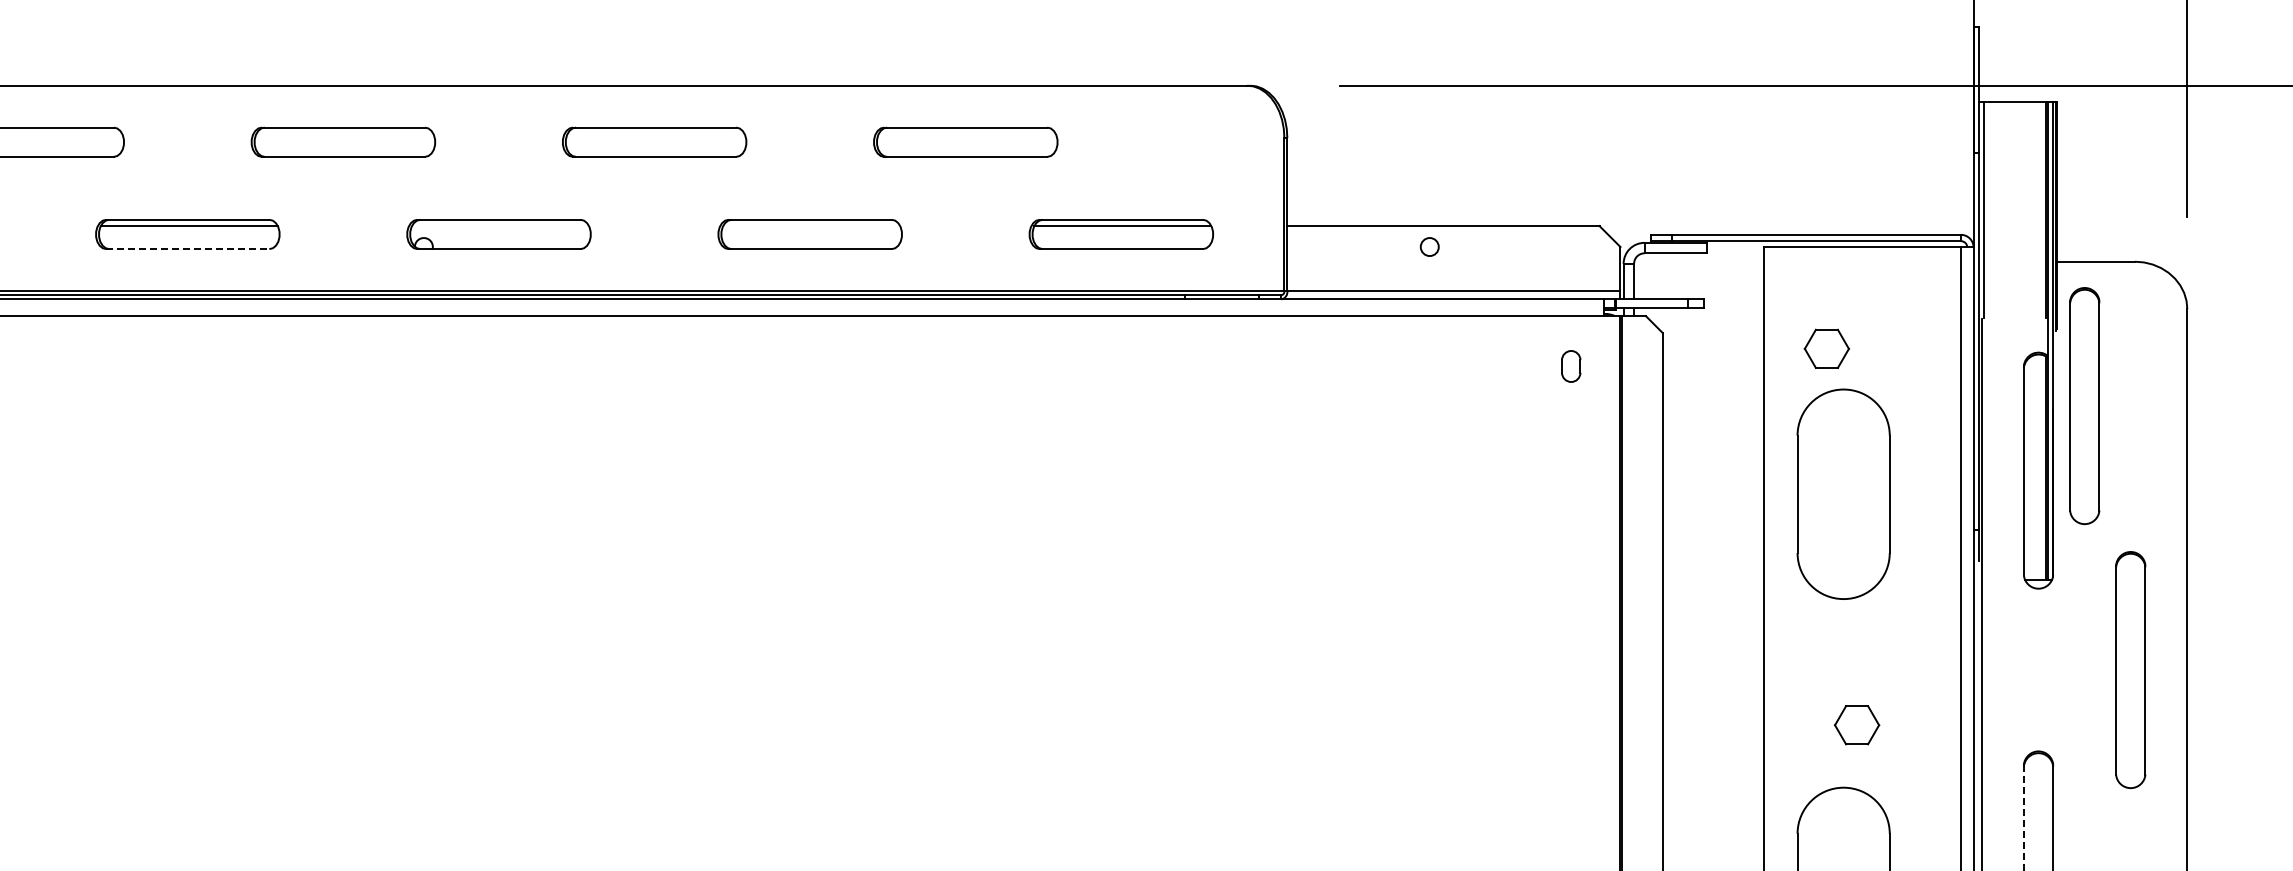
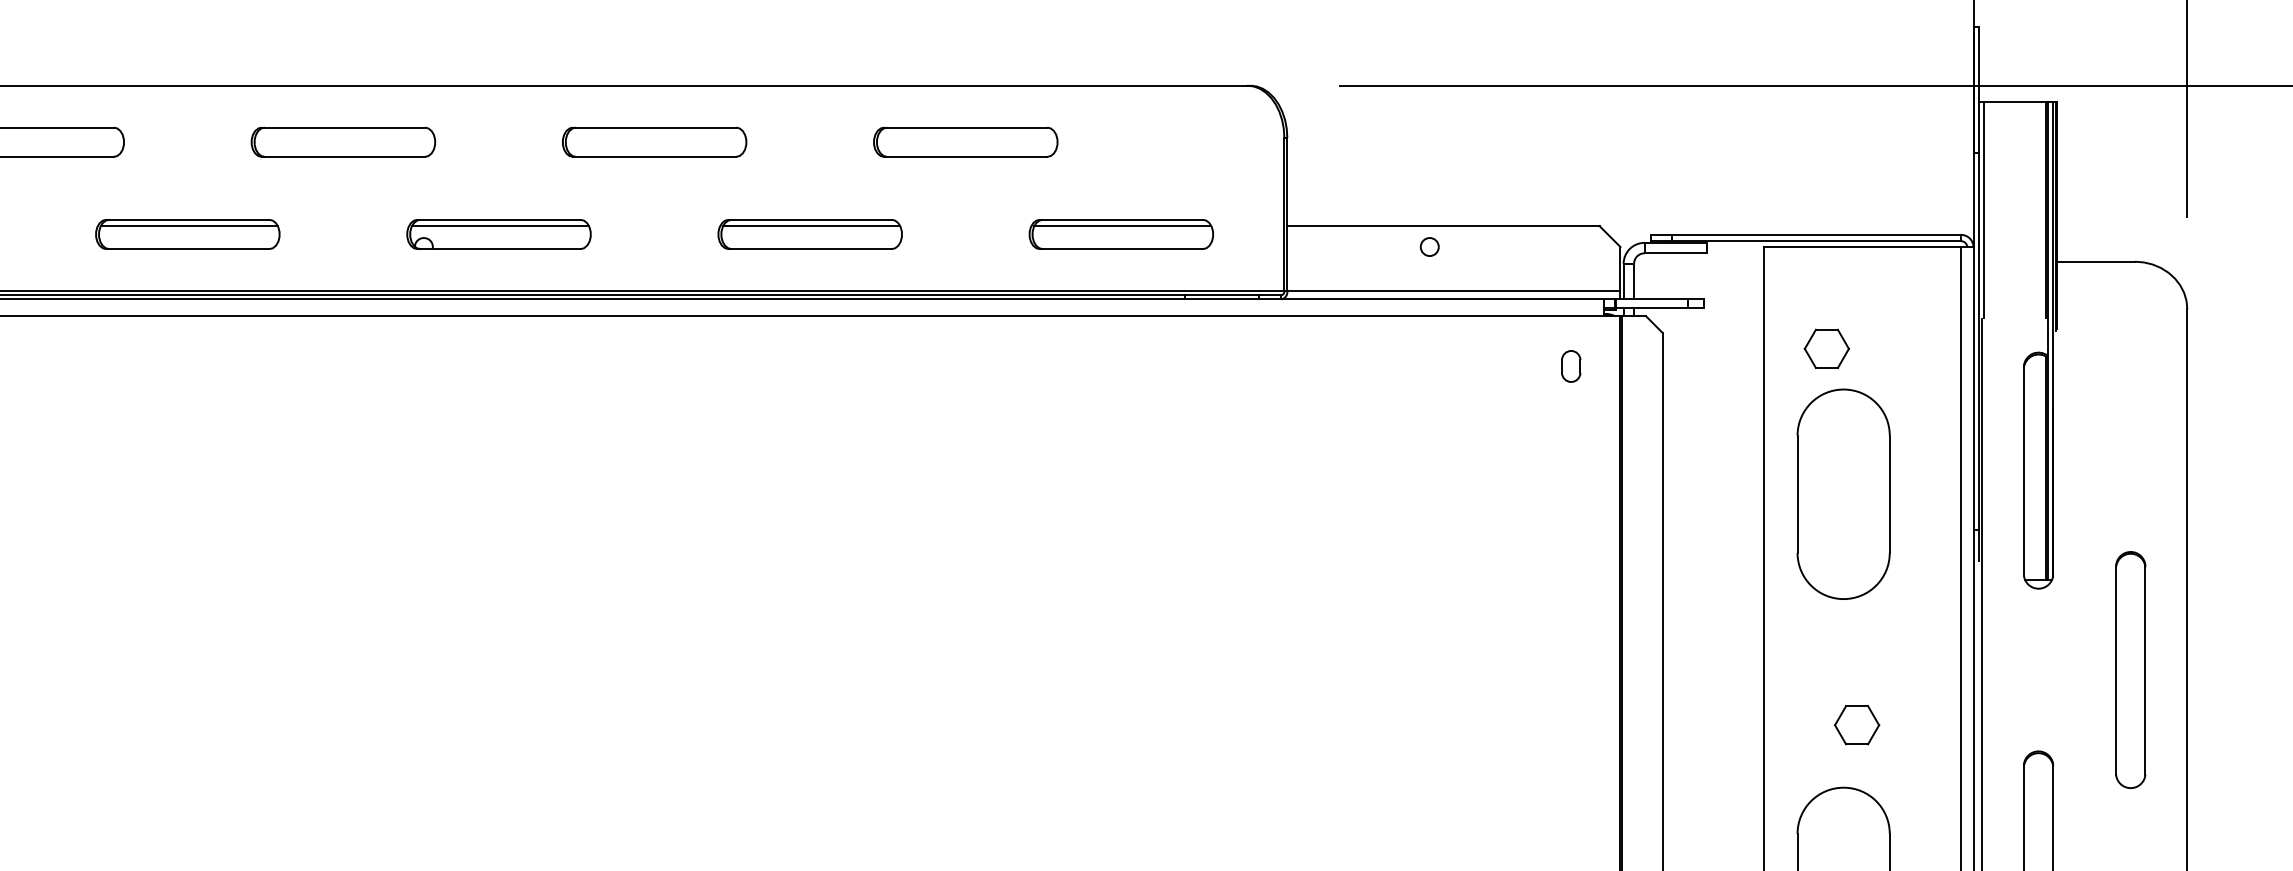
line: none -> present (500, 226)
line: none -> present (811, 226)
line: dashed -> solid (188, 249)
part: present -> none (2084, 405)
line: dashed -> solid (2023, 818)
